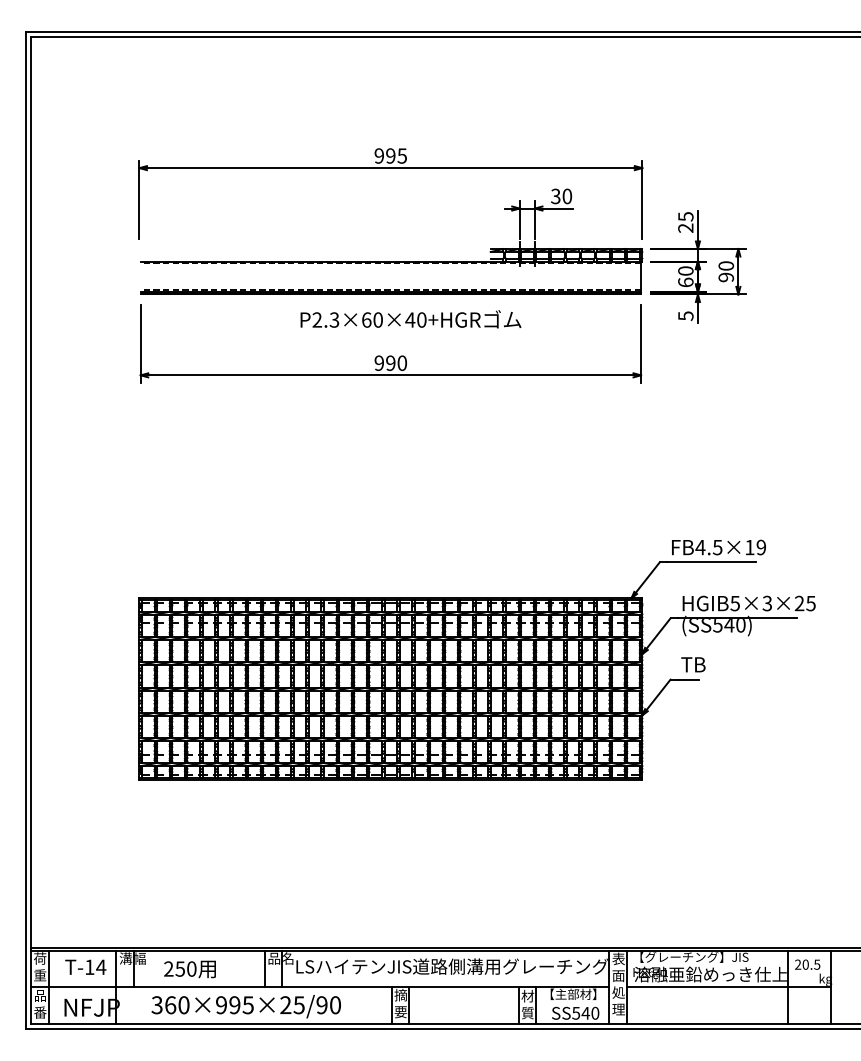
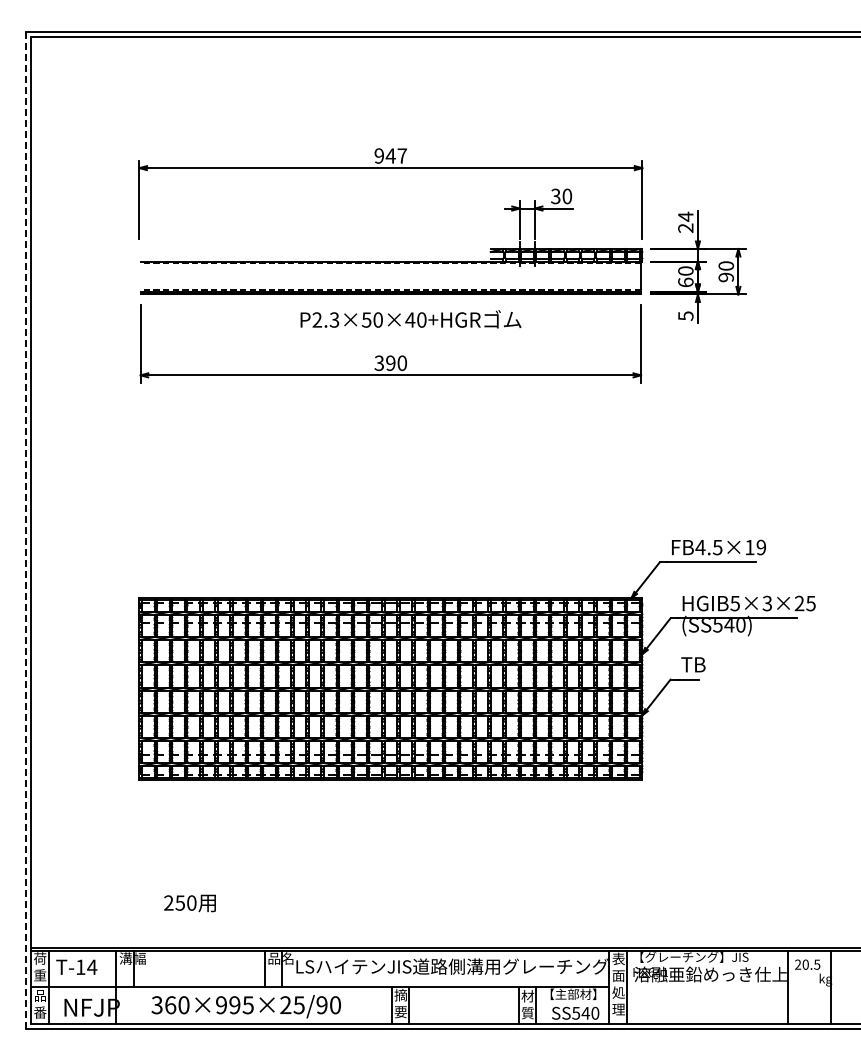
text: 995 -> 947 (396, 155)
text: 25 -> 24 (685, 216)
text: P2.3×60×40+HGR -> P2.3×50×40+HGR (366, 319)
text: 990 -> 390 (378, 362)
line: solid -> dashed (25, 530)
text position: (85, 966) -> (76, 966) (76, 966)
text position: (189, 969) -> (189, 903) (189, 903)
line: present -> none (728, 987)
